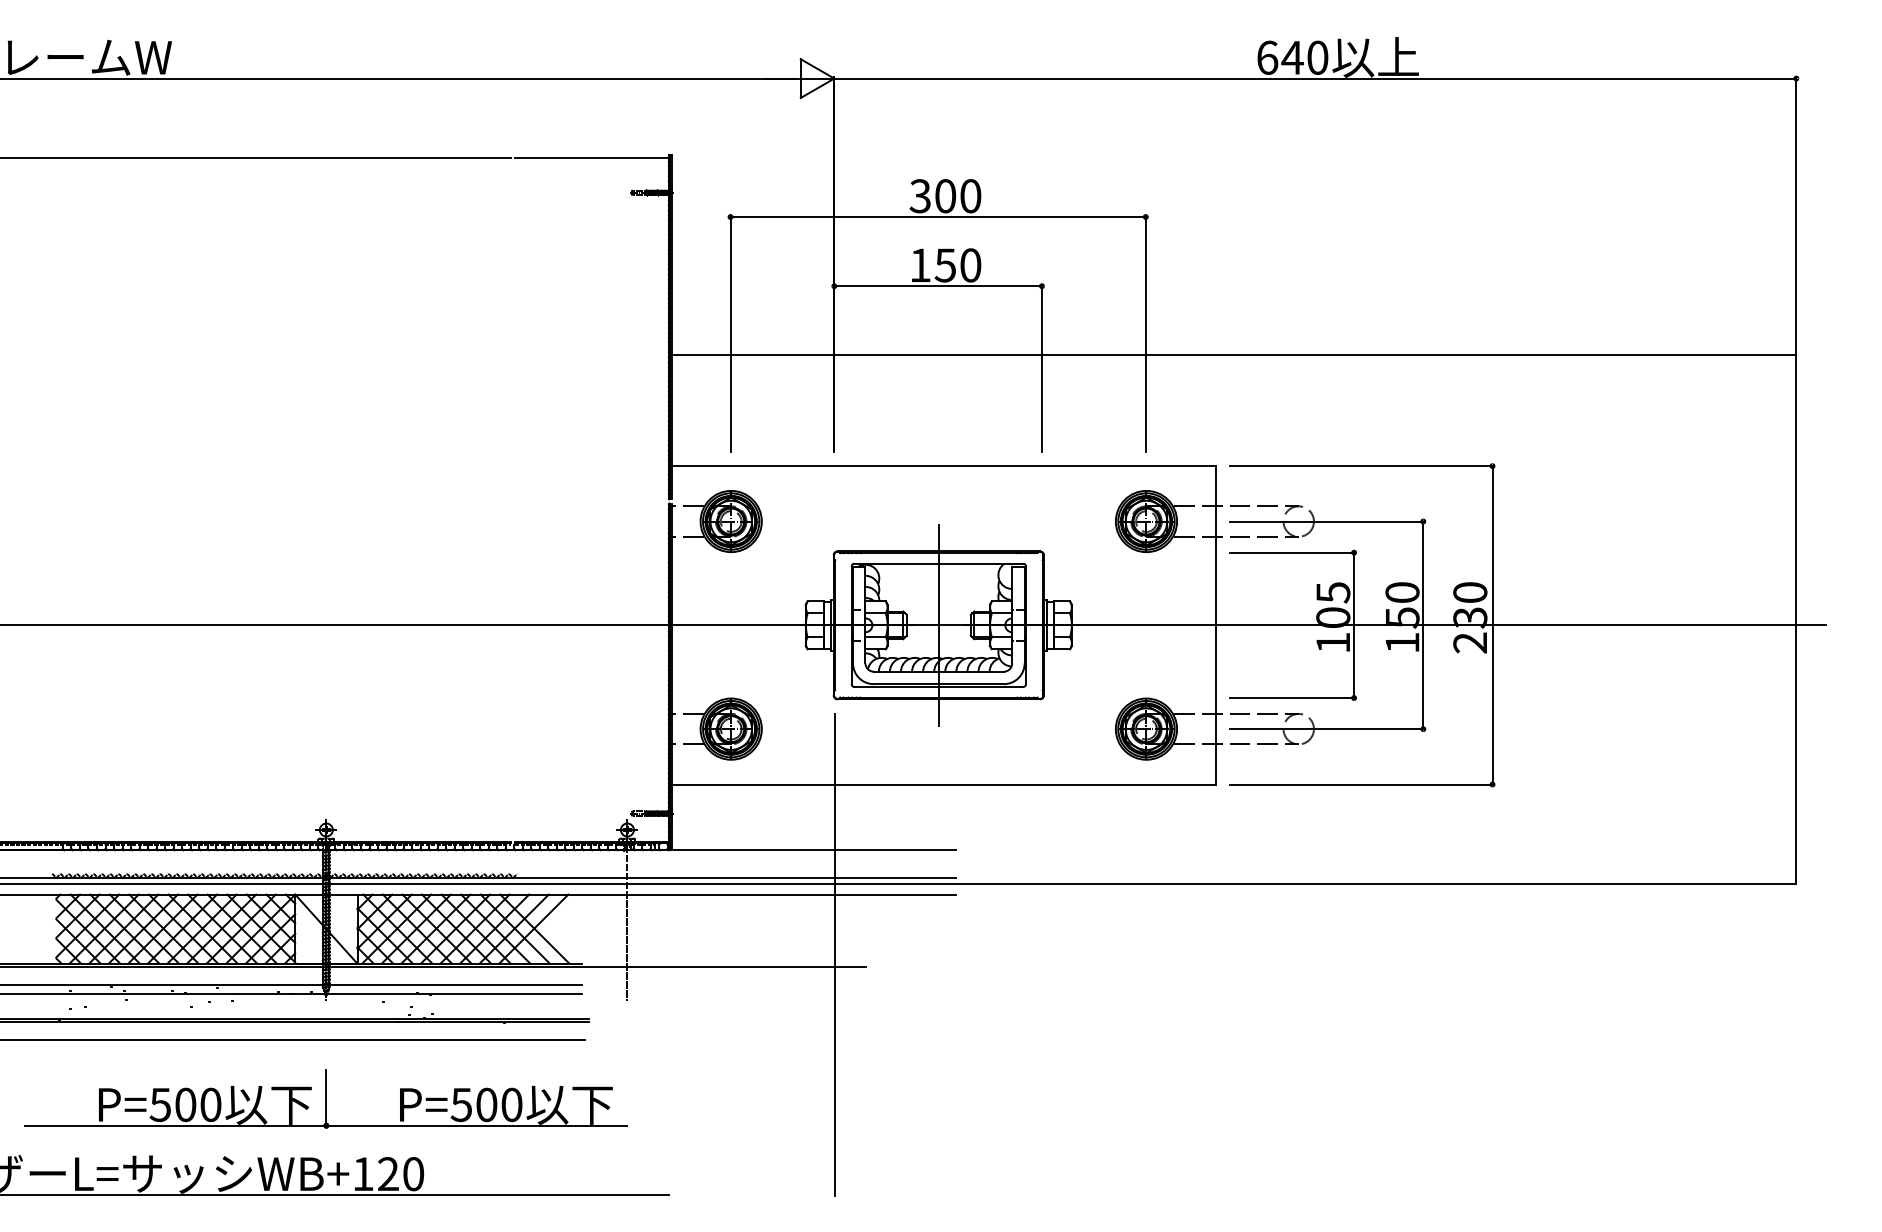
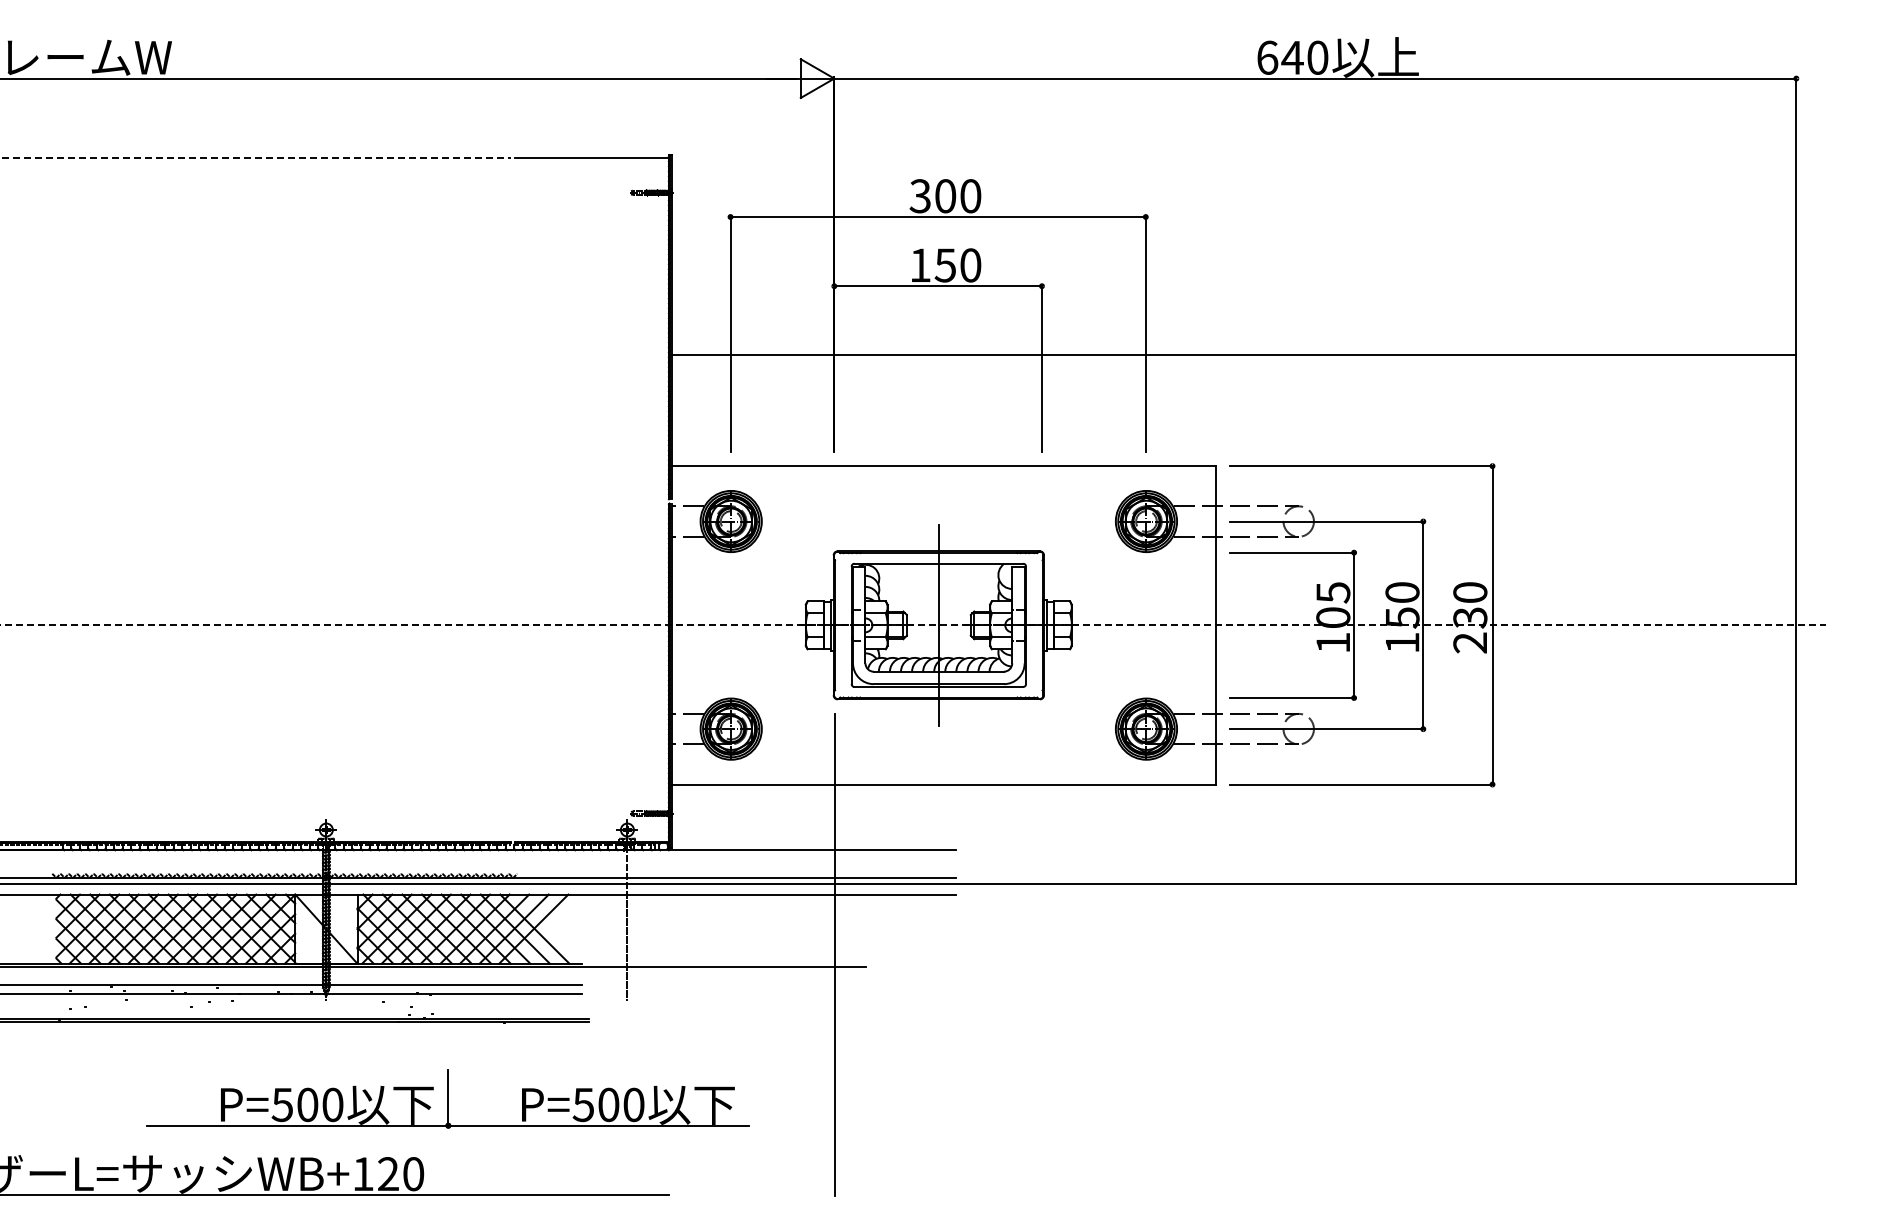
line: solid -> dashed (256, 158)
line: solid -> dashed (913, 625)
line: present -> none (293, 1039)
part position: (325, 1098) -> (447, 1098) (447, 1098)
